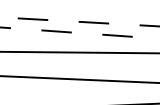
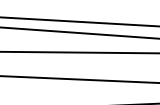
line: dashed -> solid (80, 21)
line: dashed -> solid (79, 33)
